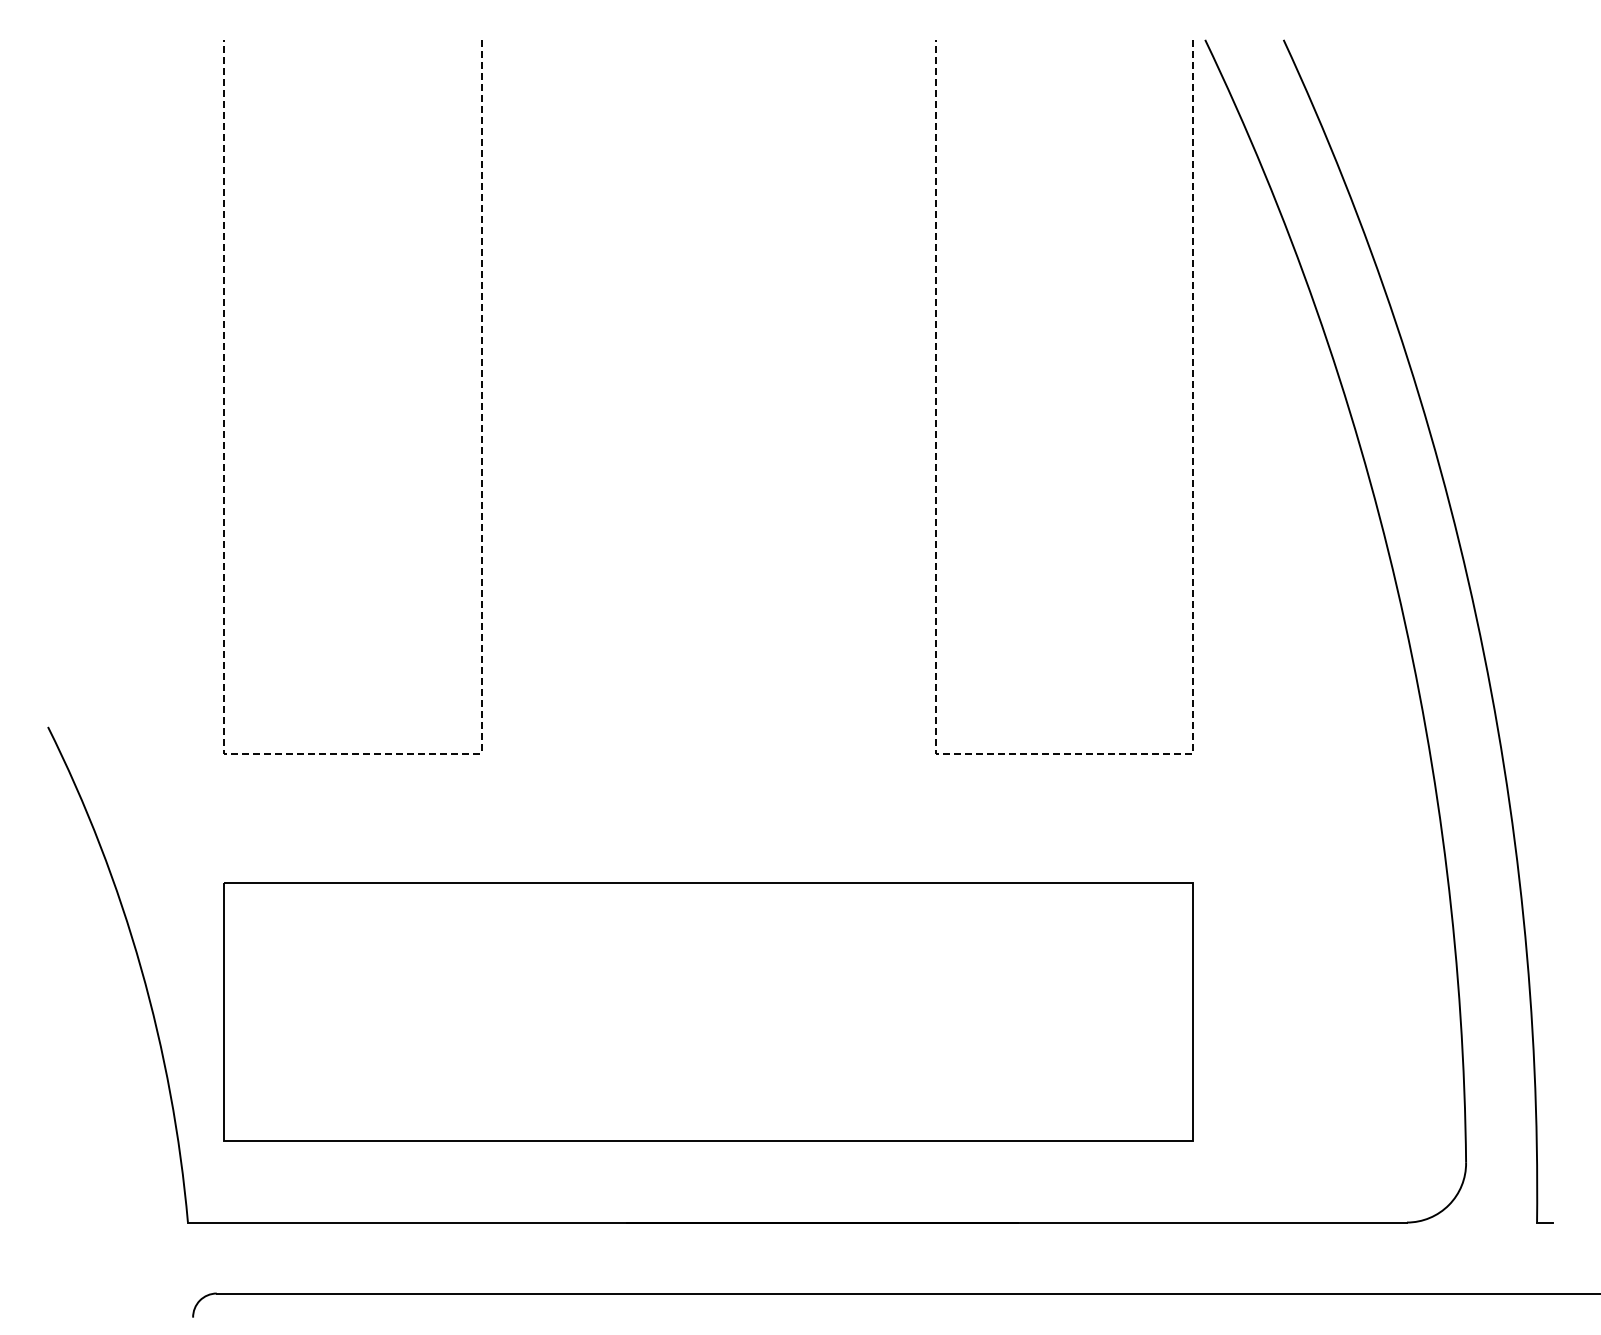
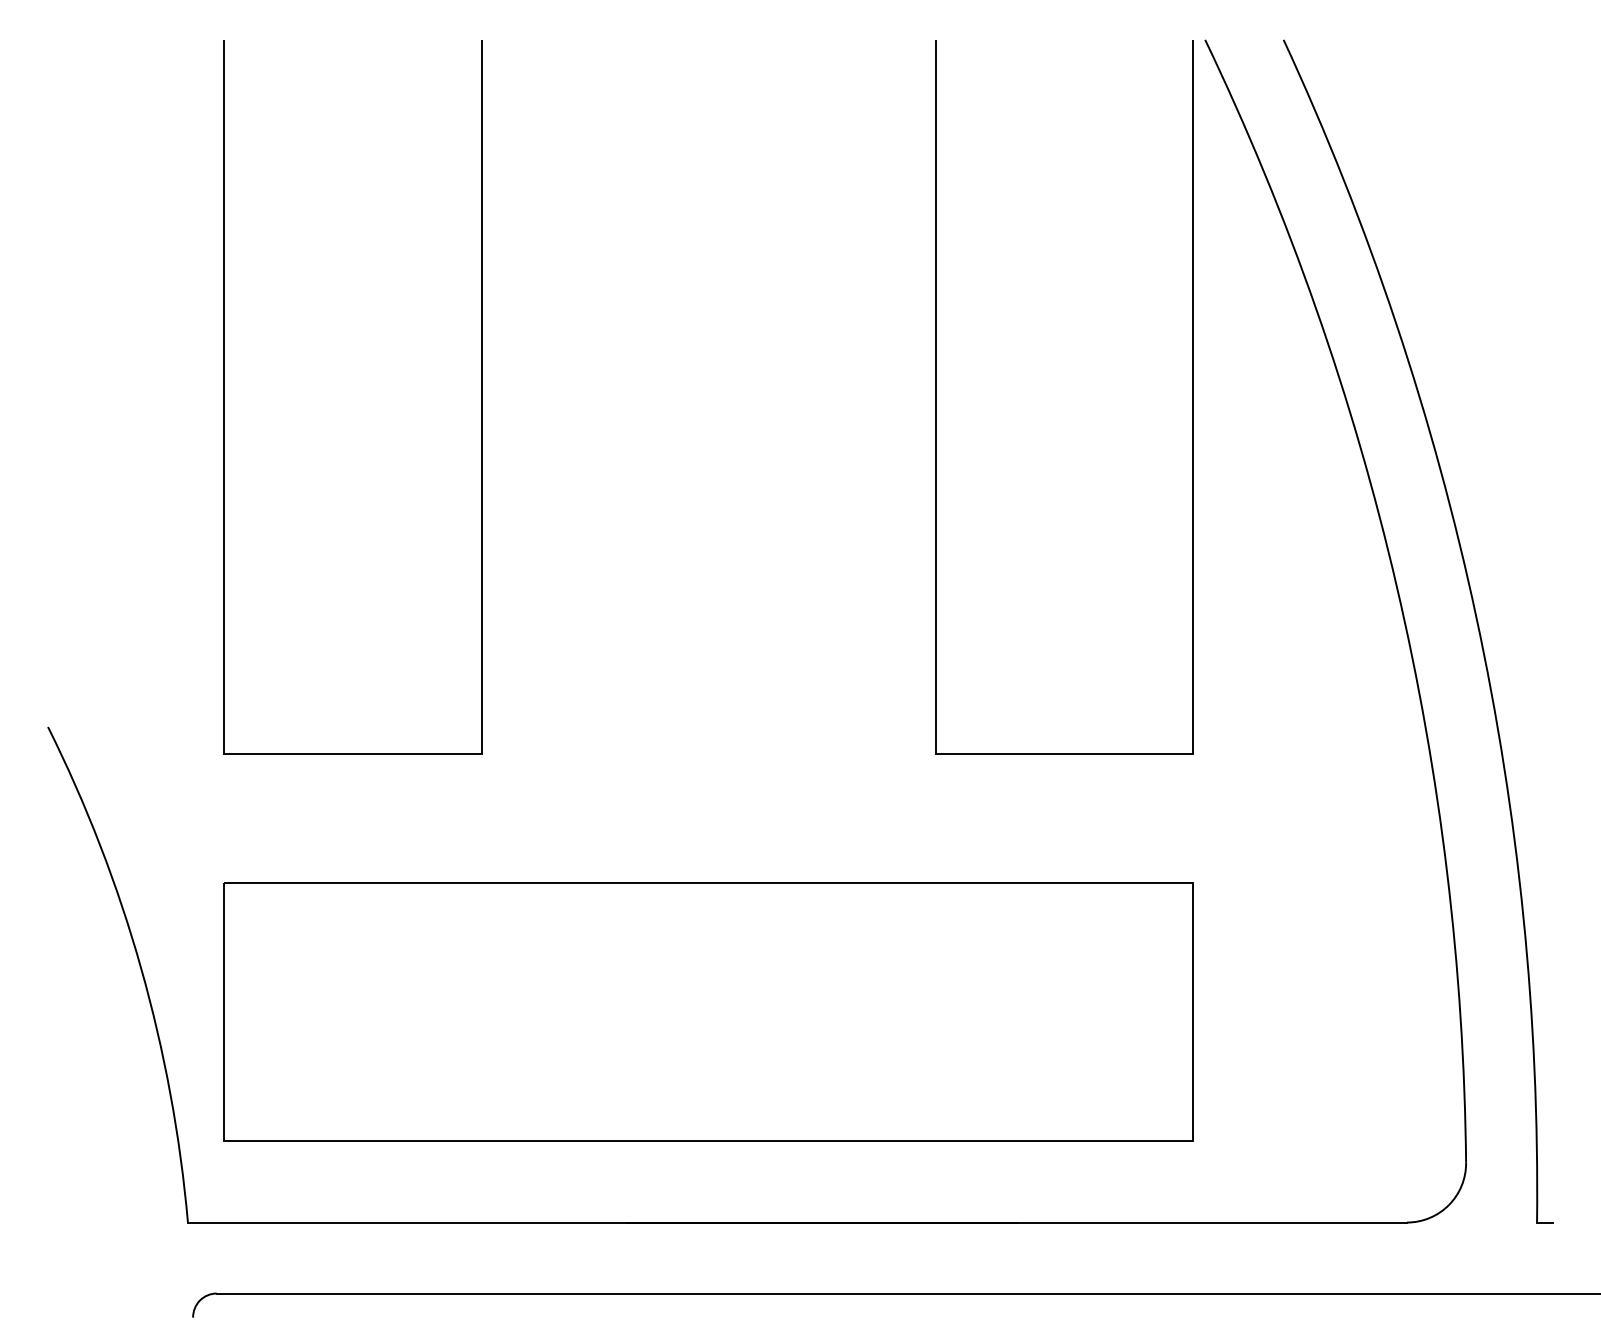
line: dashed -> solid (352, 753)
line: dashed -> solid (1064, 753)
